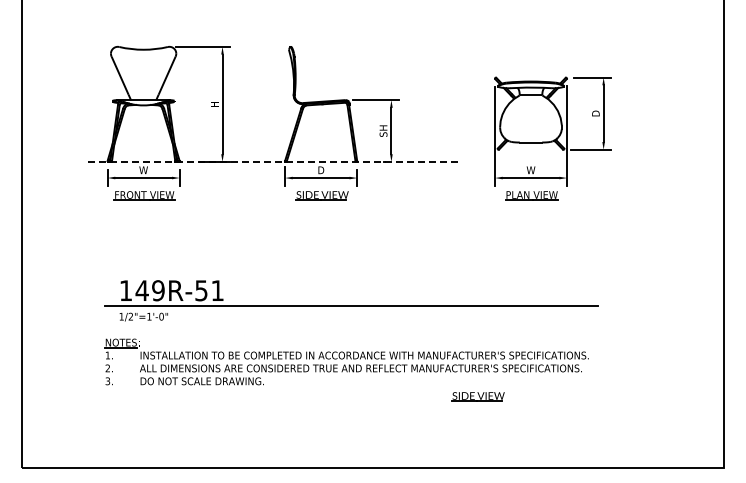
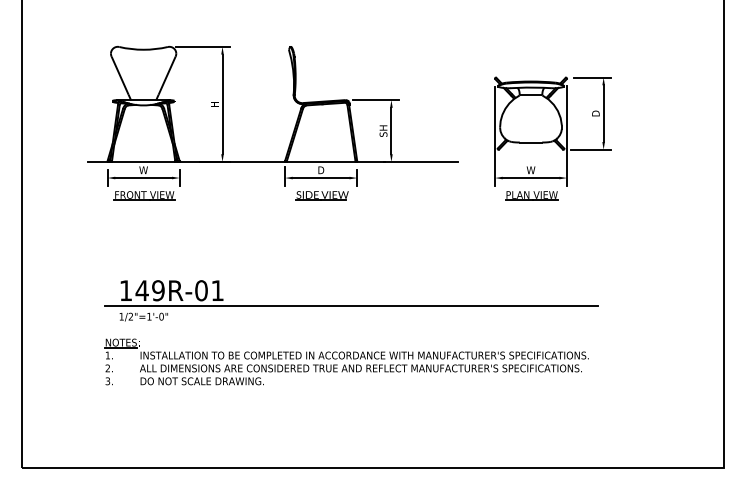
line: dashed -> solid (273, 162)
text: 149R-51 -> 149R-01 (201, 290)
part: present -> none (477, 396)
